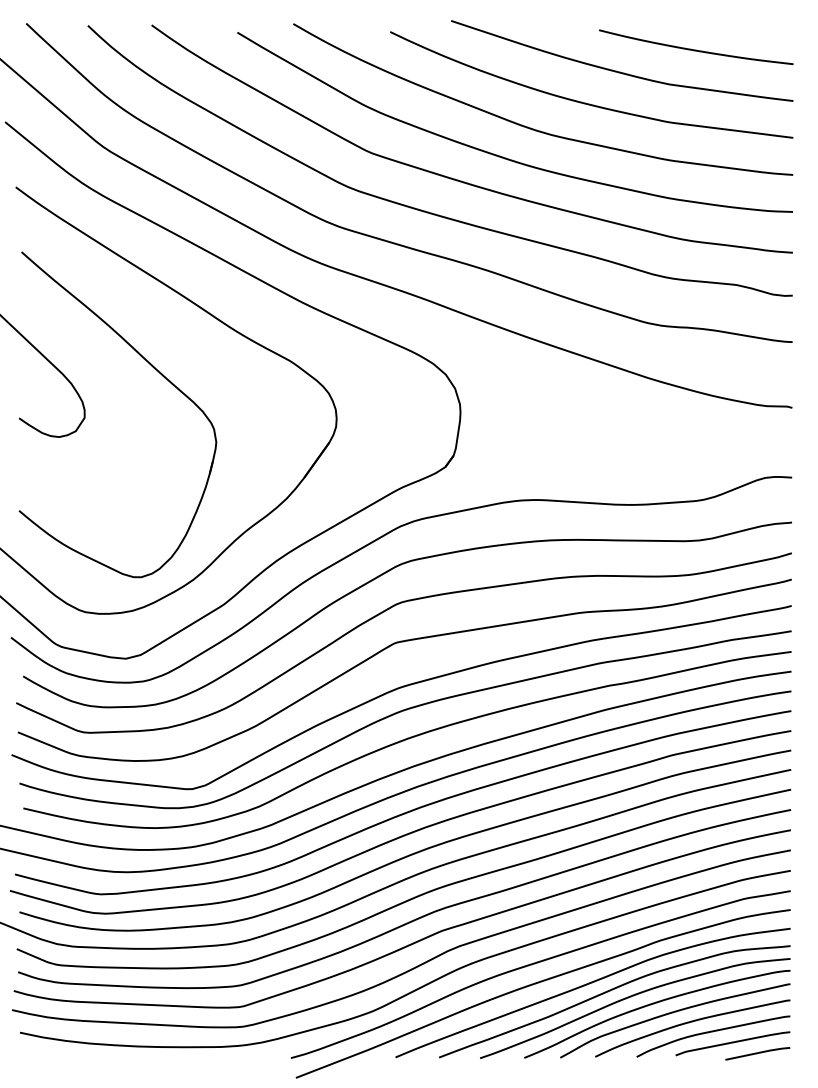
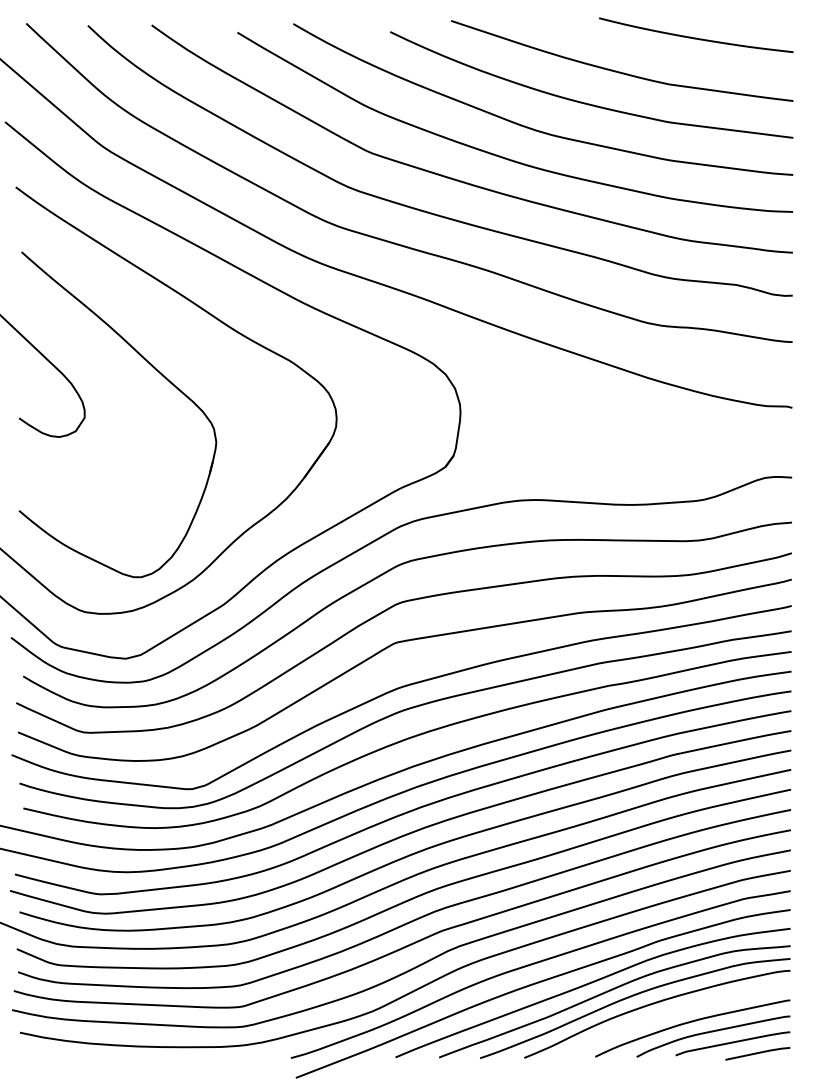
curve position: (696, 49) -> (696, 37) (696, 37)
curve: present -> none (673, 1013)
